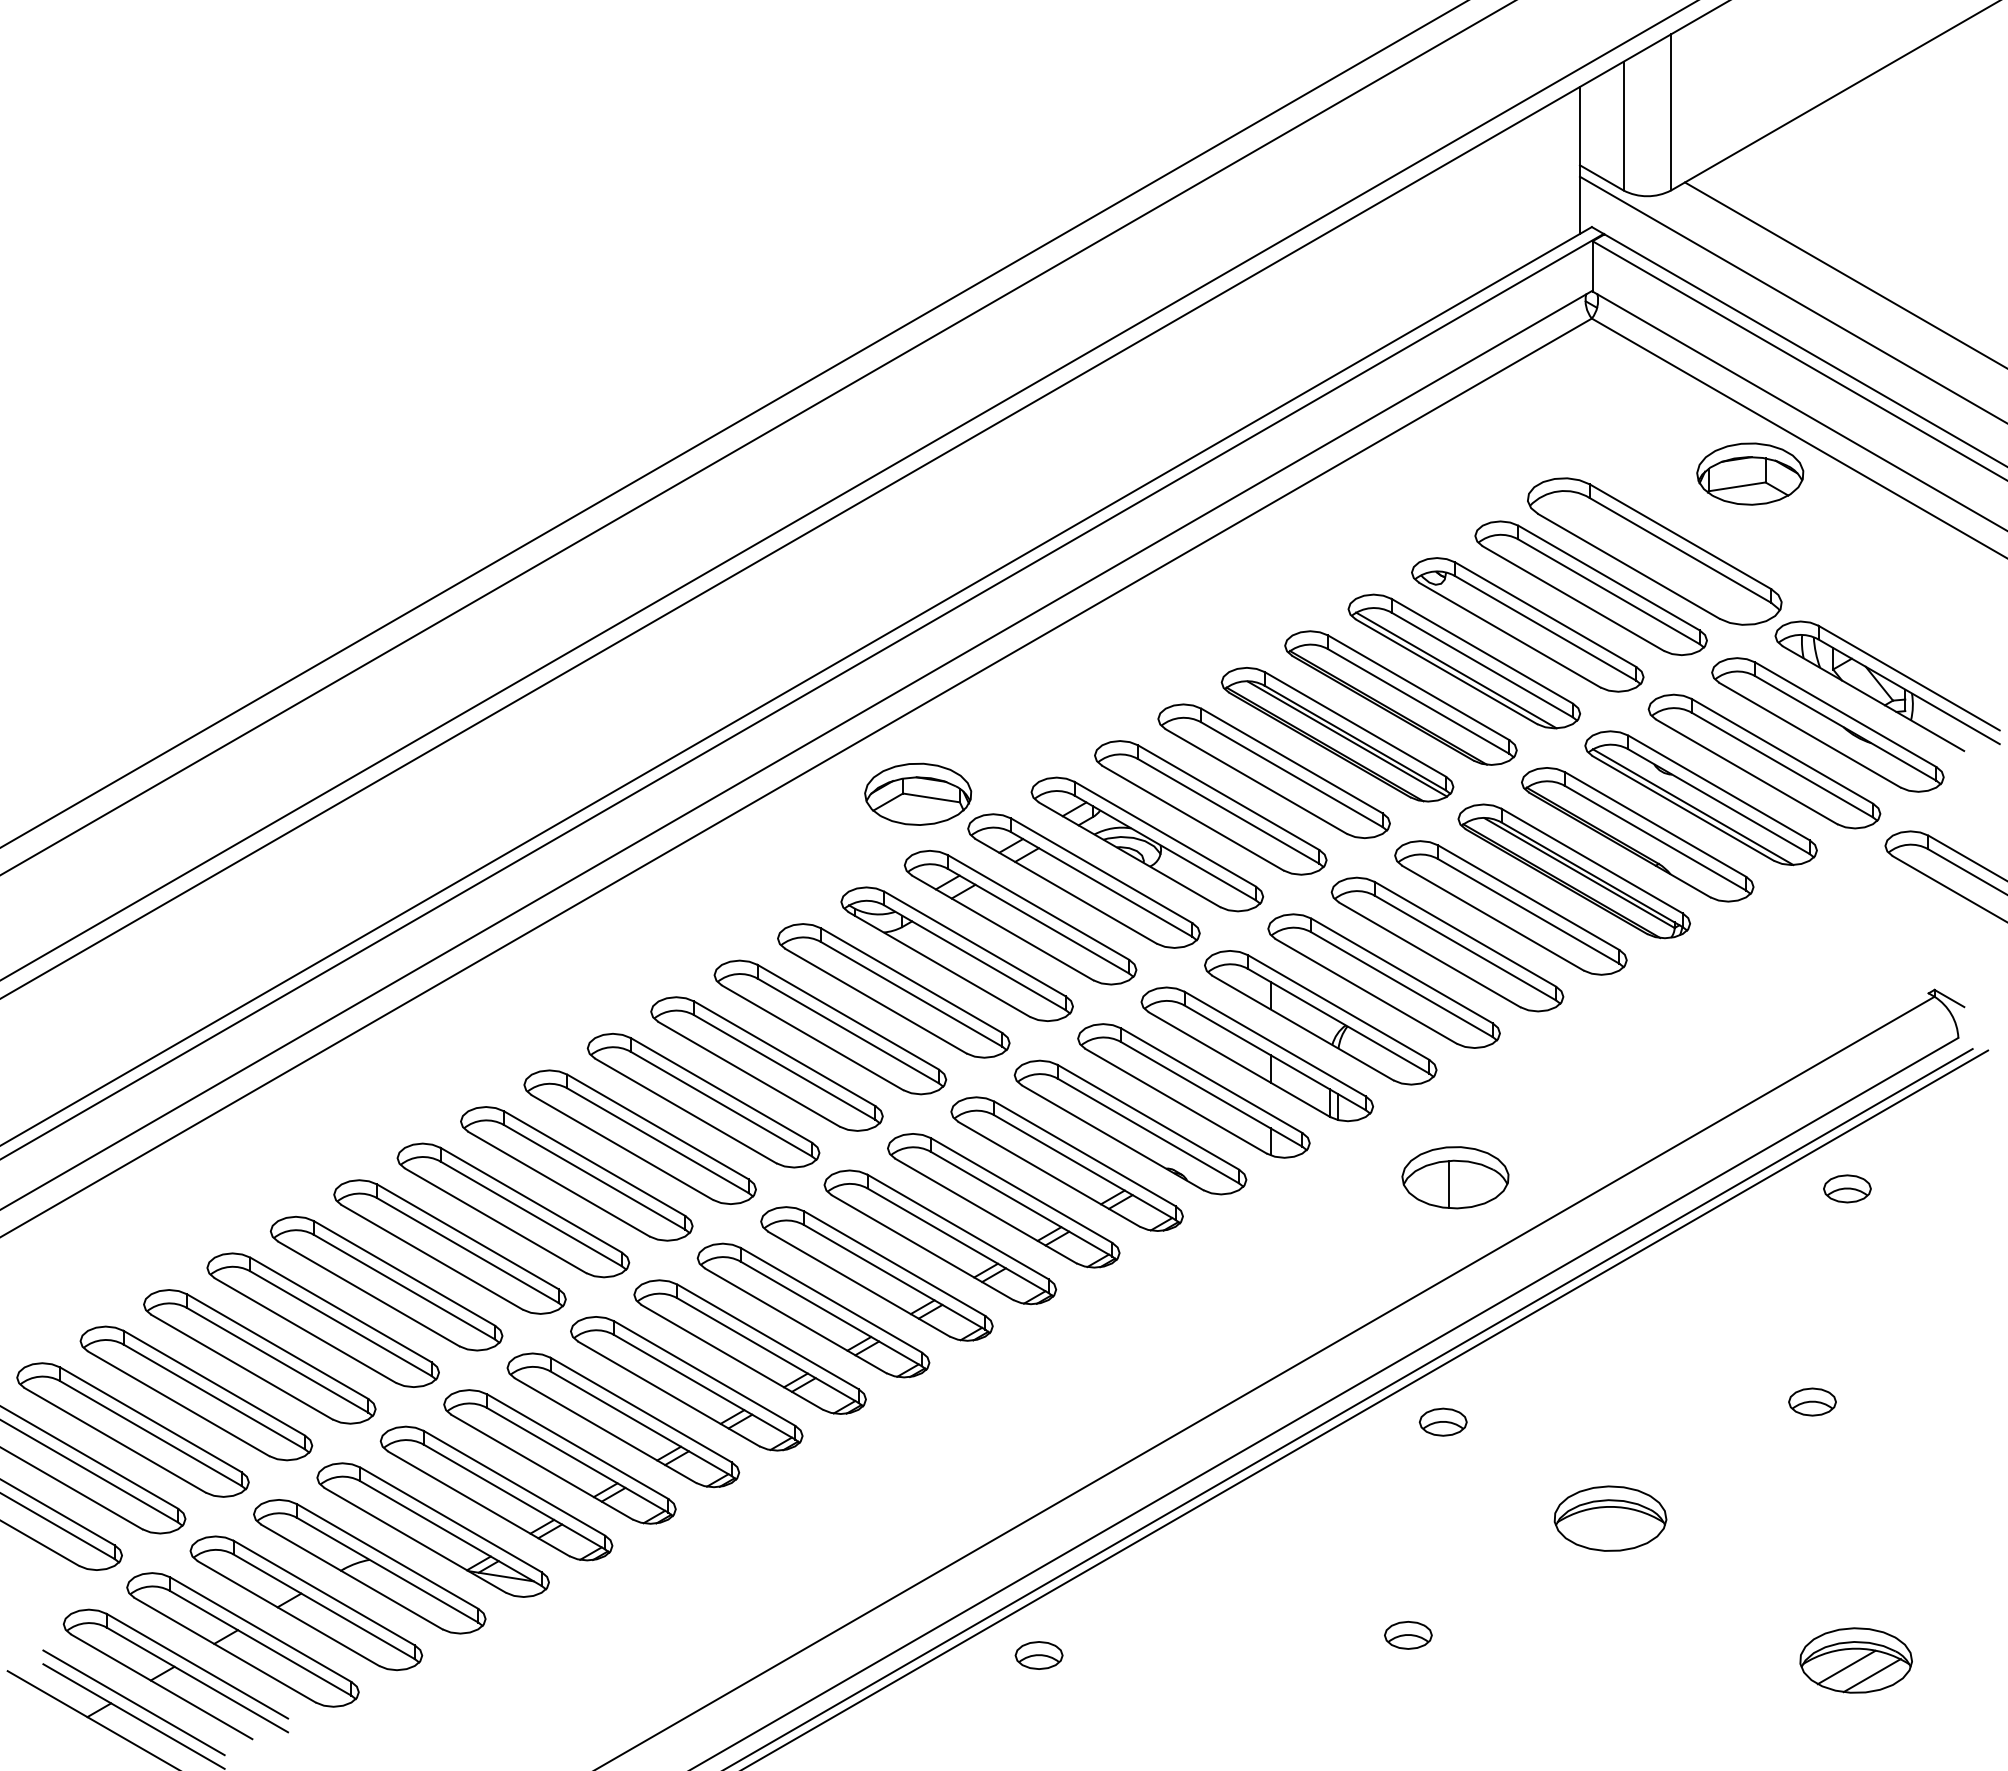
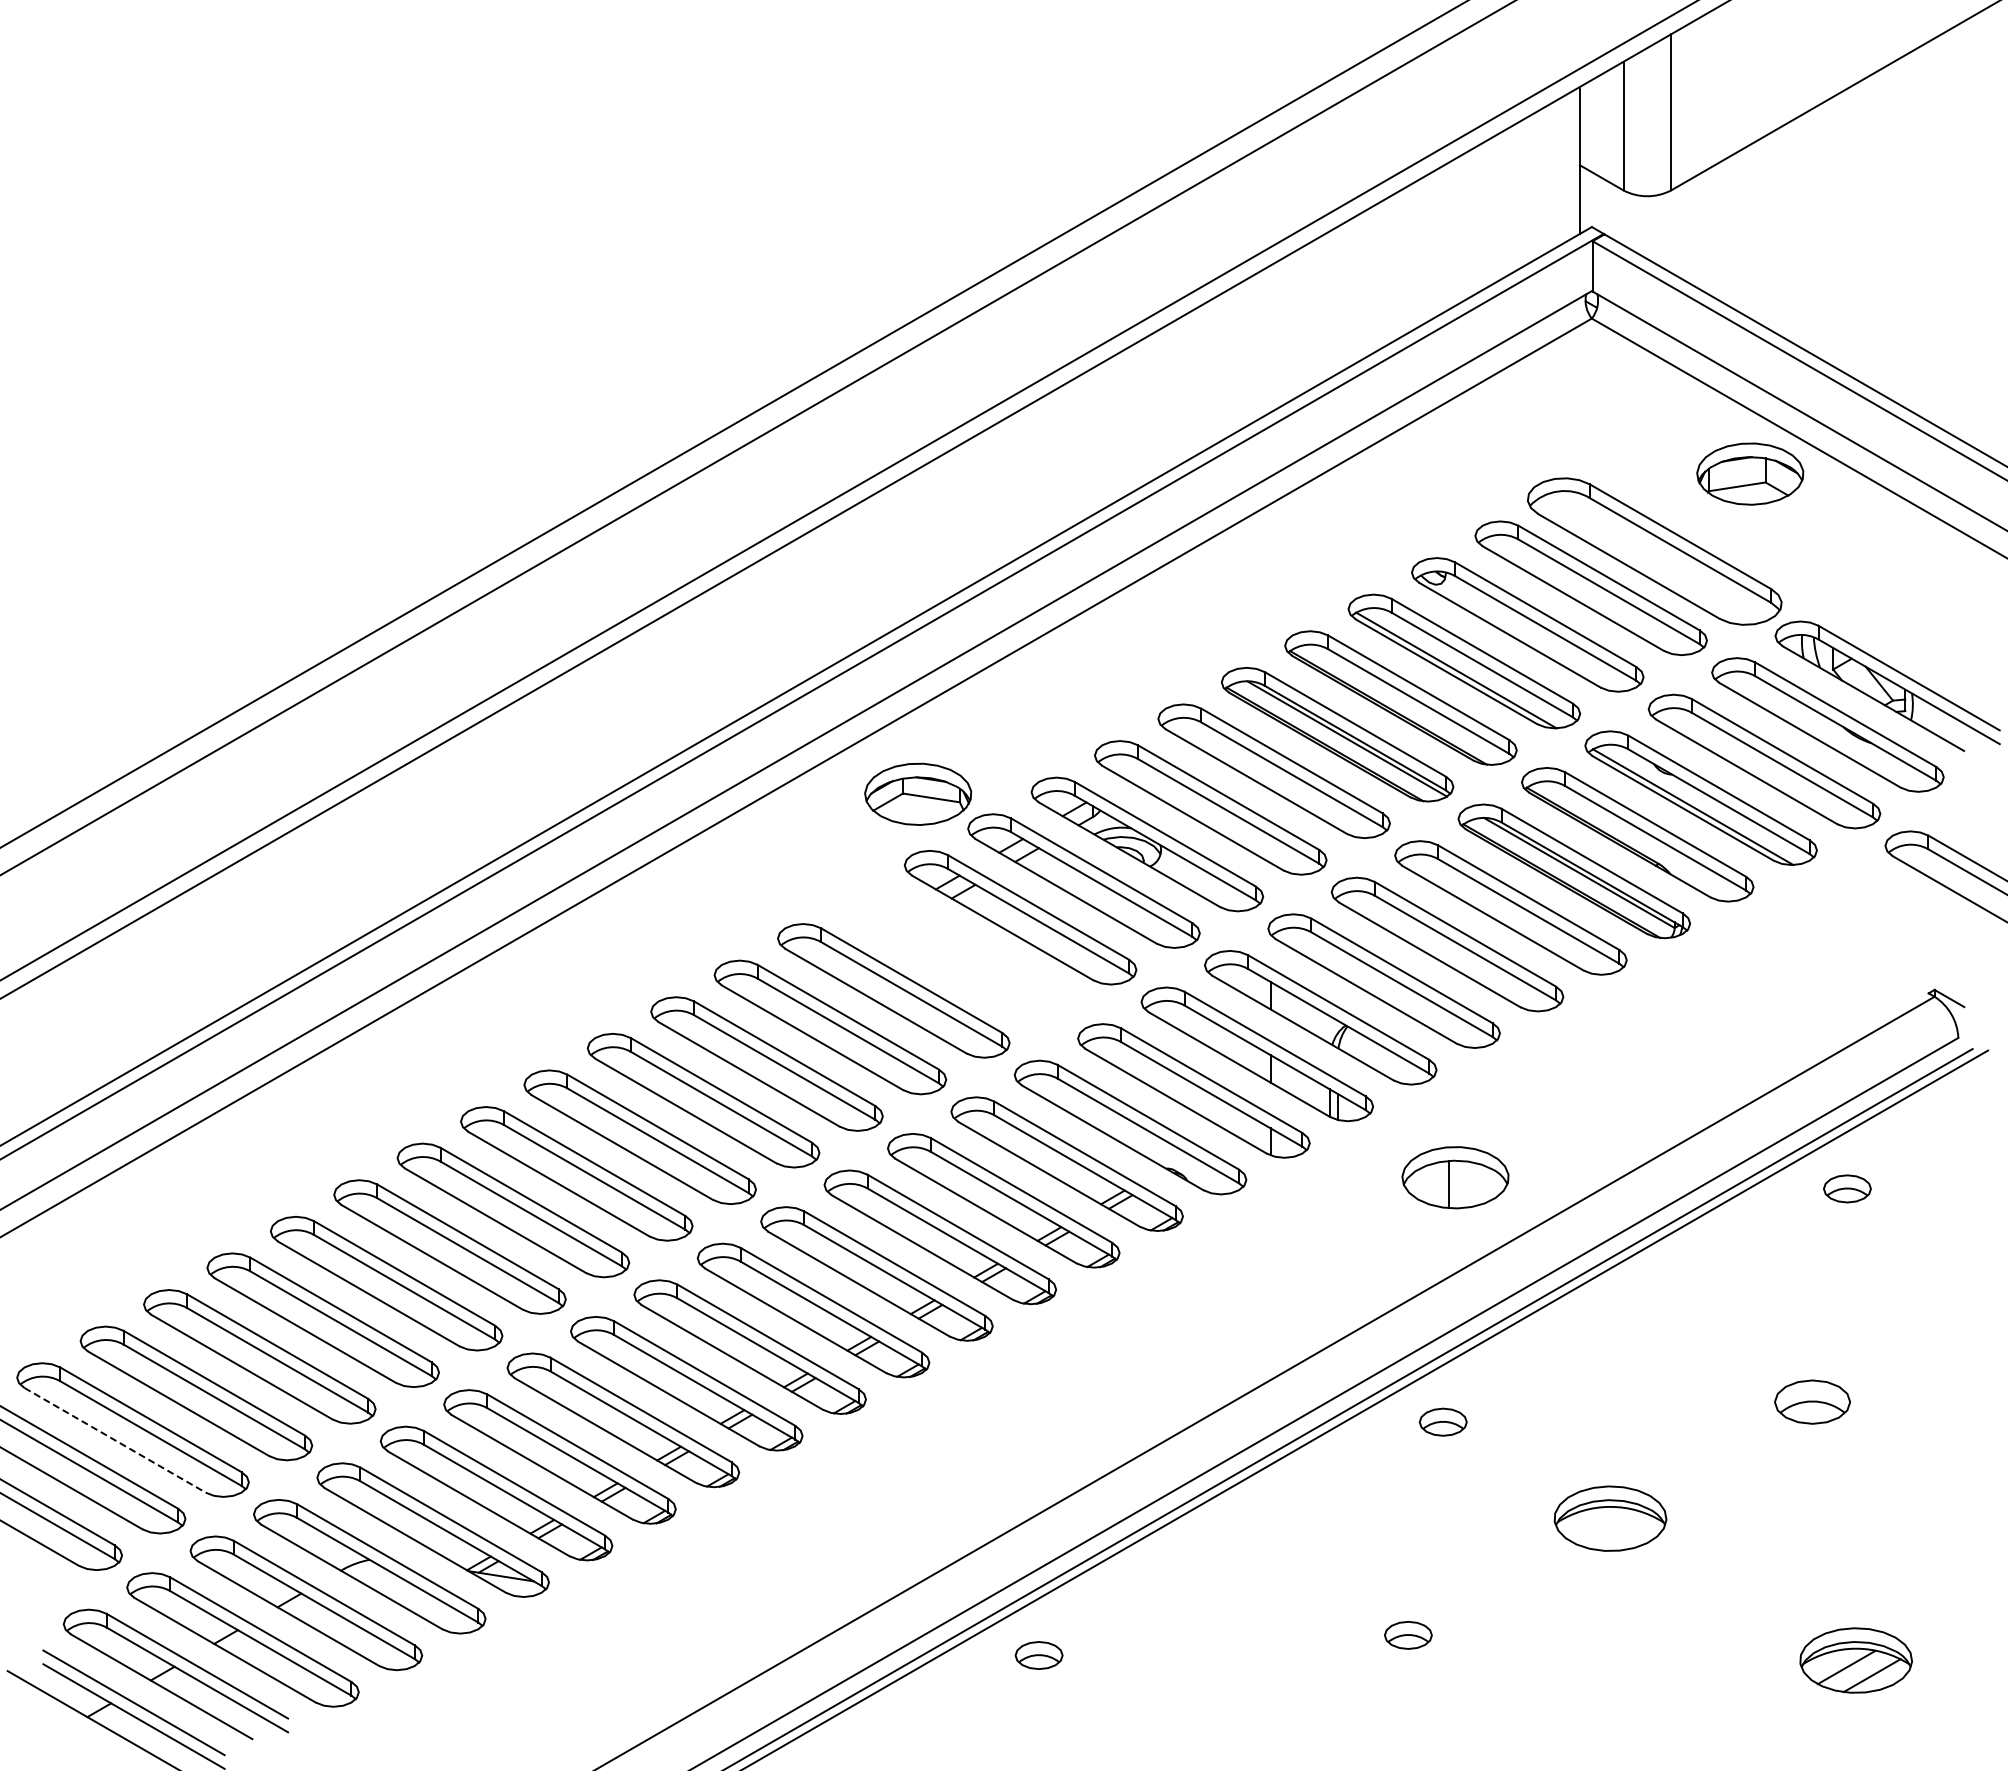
line: present -> none (1844, 274)
line: present -> none (1791, 298)
part: present -> none (956, 953)
part size: 49x30 px -> 78x46 px (1812, 1401)
line: solid -> dashed (115, 1440)
